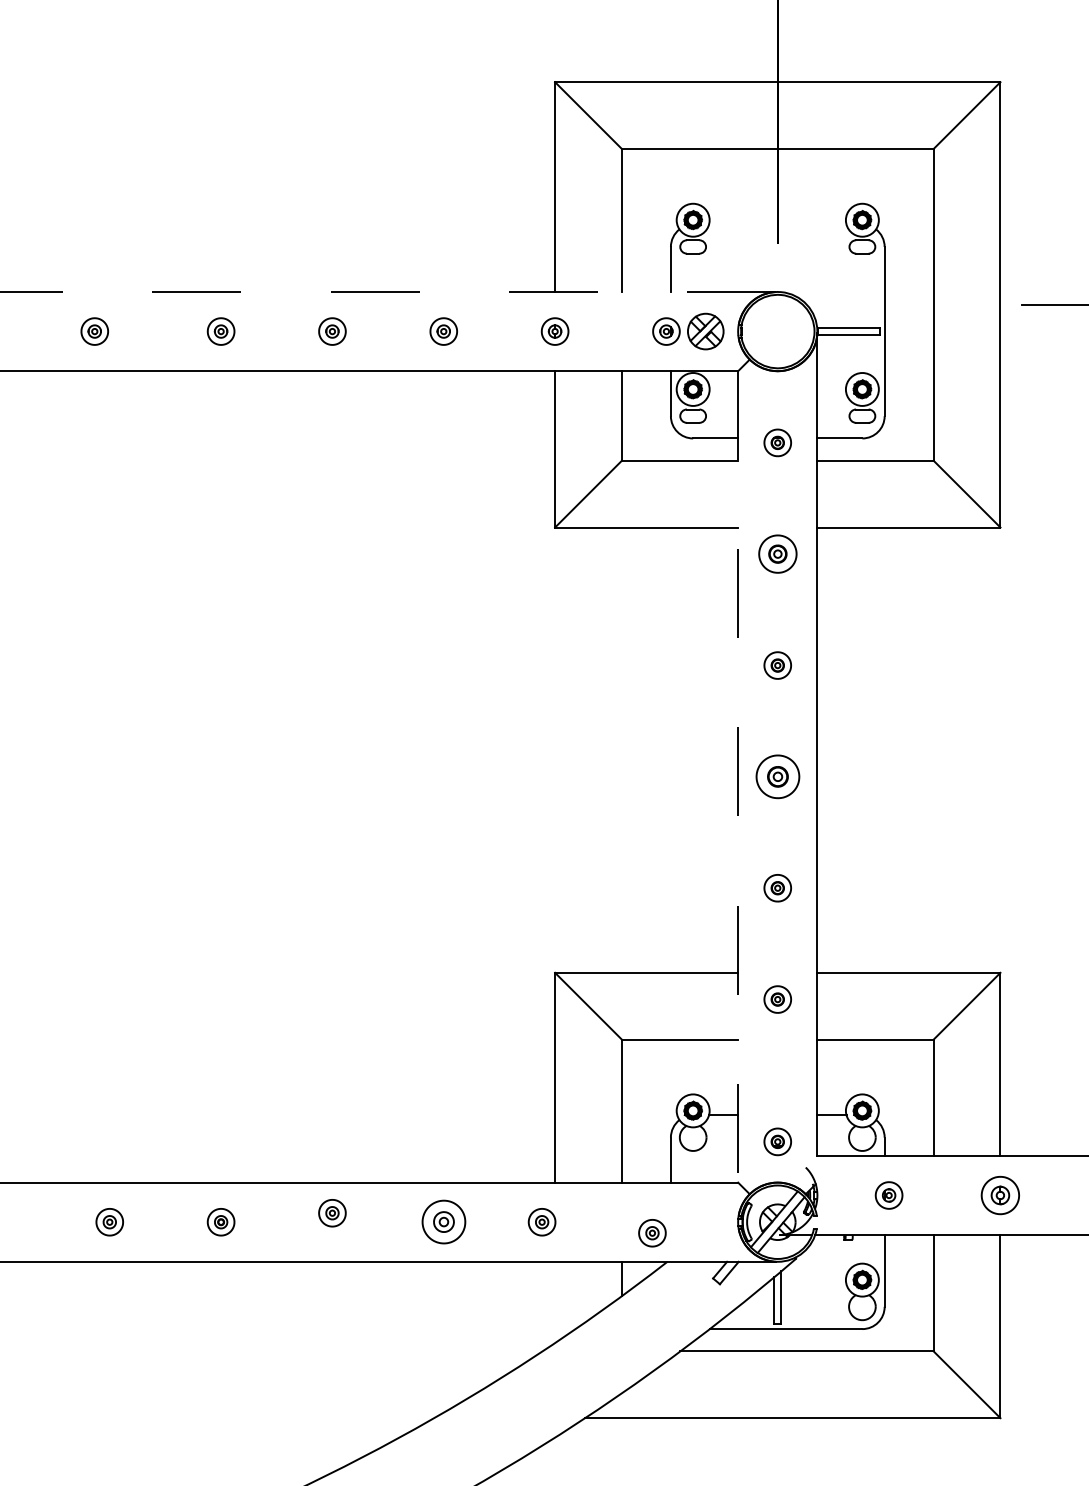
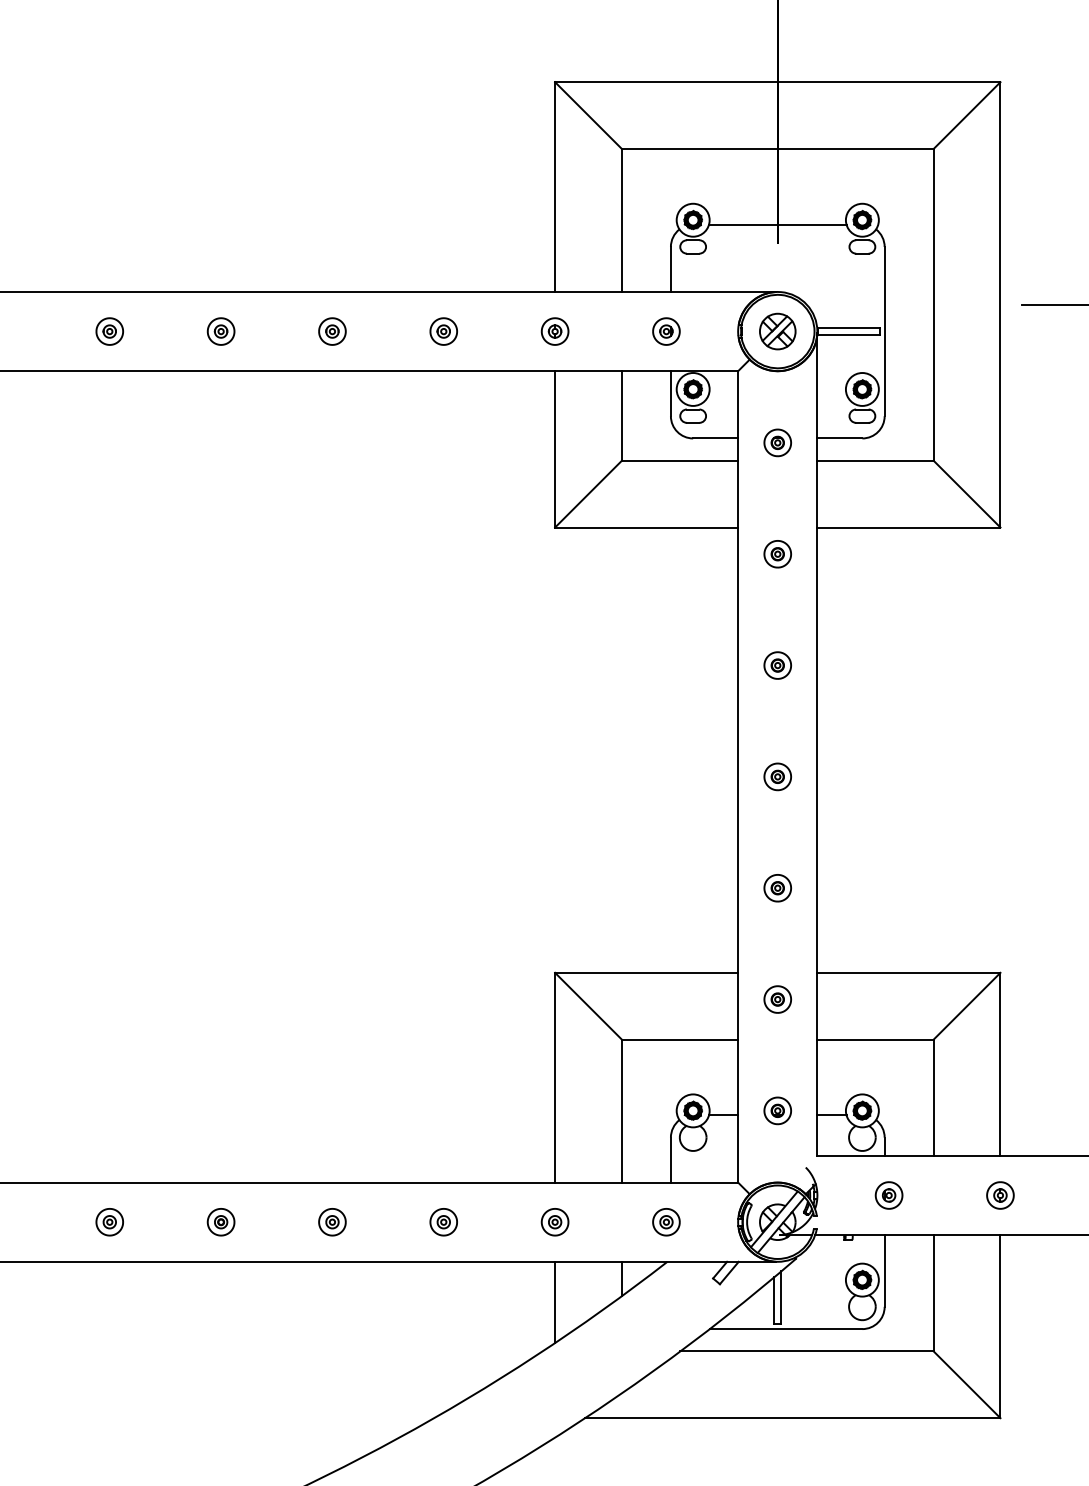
line: none -> present (777, 224)
line: dashed -> solid (388, 292)
part position: (94, 331) -> (109, 331) (109, 331)
part position: (705, 331) -> (777, 331) (777, 331)
part size: 40x40 px -> 29x29 px (777, 554)
line: dashed -> solid (738, 776)
part size: 46x46 px -> 29x30 px (777, 776)
part position: (777, 1141) -> (777, 1110) (777, 1110)
part size: 40x41 px -> 29x29 px (1000, 1195)
part position: (332, 1213) -> (332, 1222) (332, 1222)
part size: 46x46 px -> 29x29 px (443, 1222)
part position: (541, 1222) -> (554, 1222) (554, 1222)
part position: (652, 1233) -> (666, 1222) (666, 1222)
line: none -> present (555, 1302)
